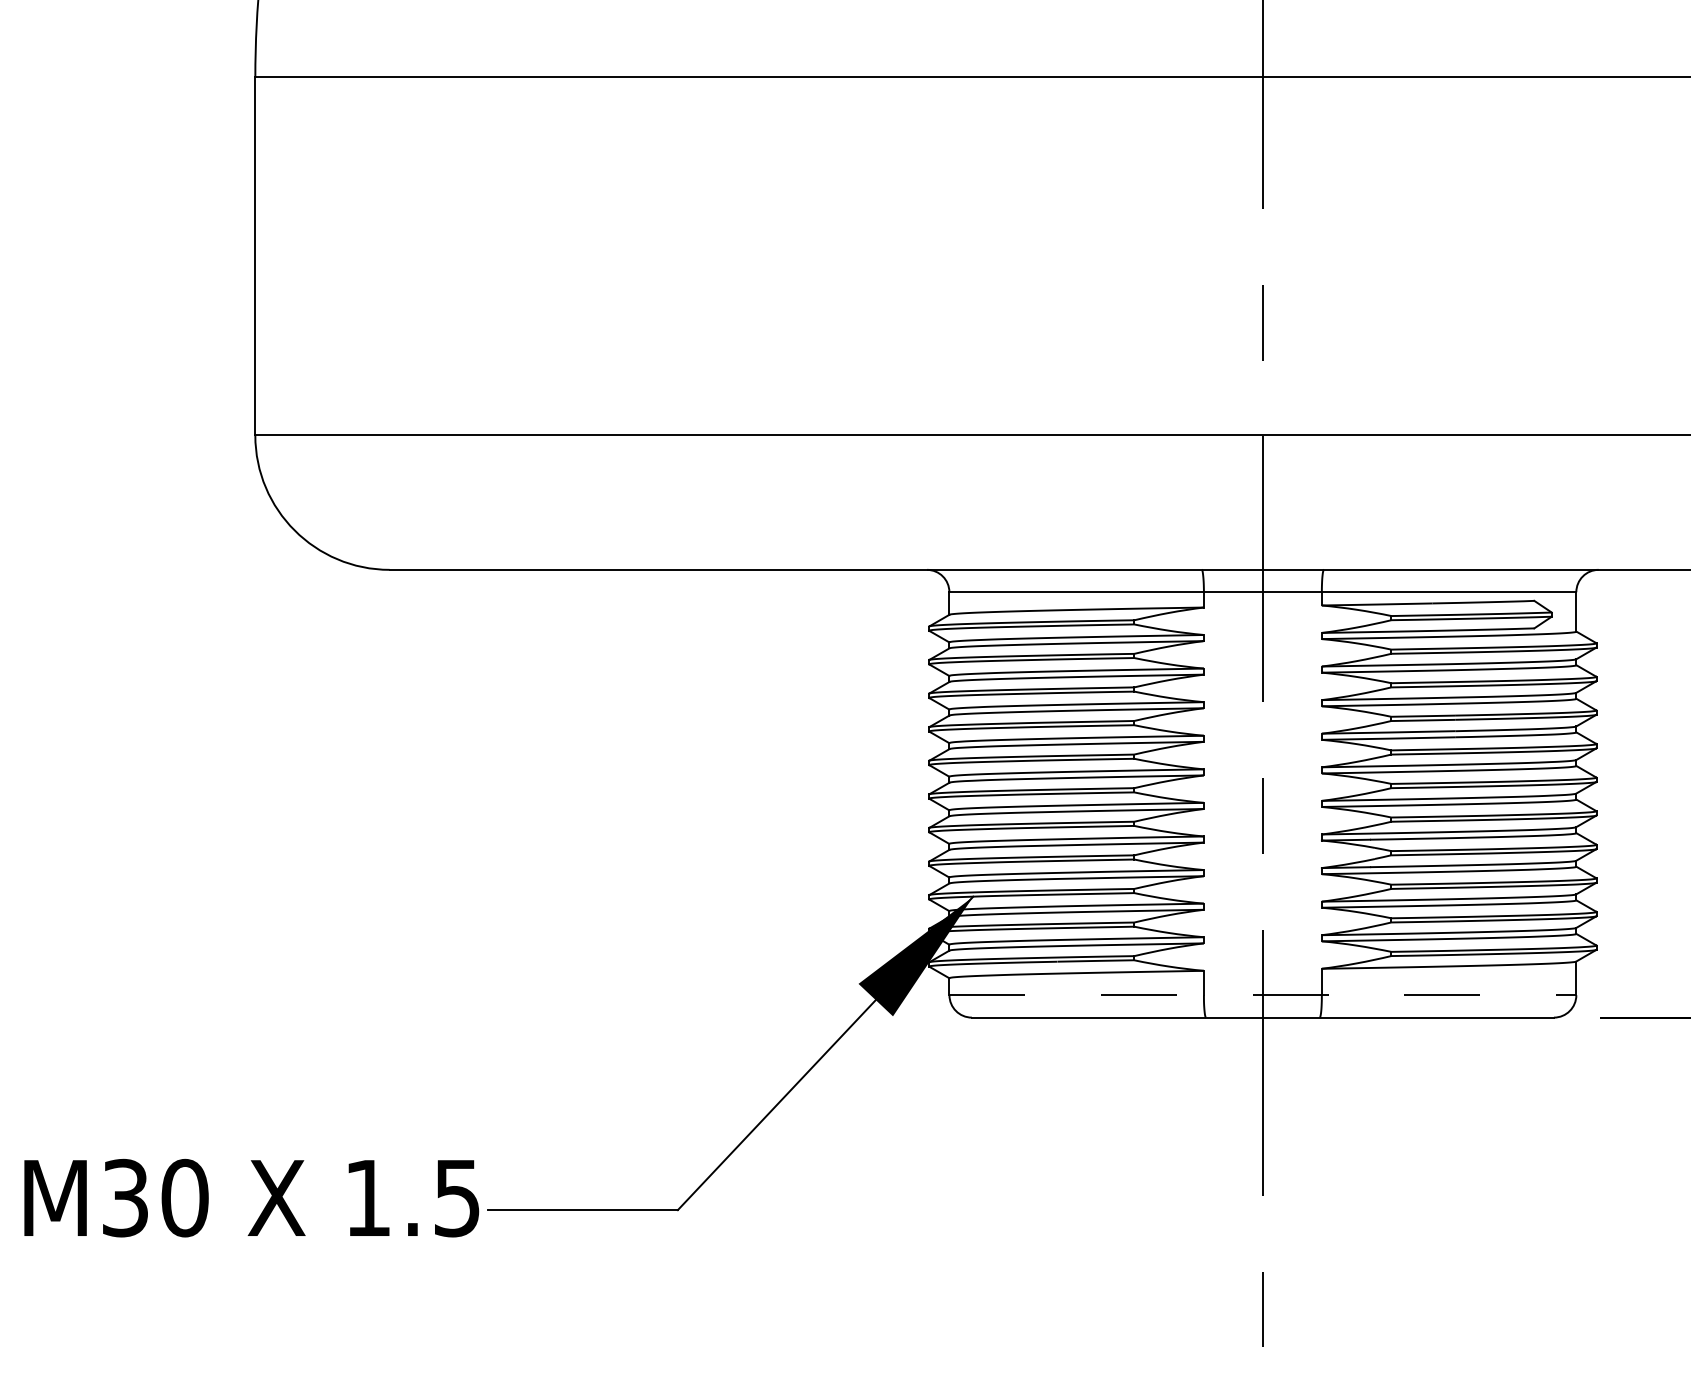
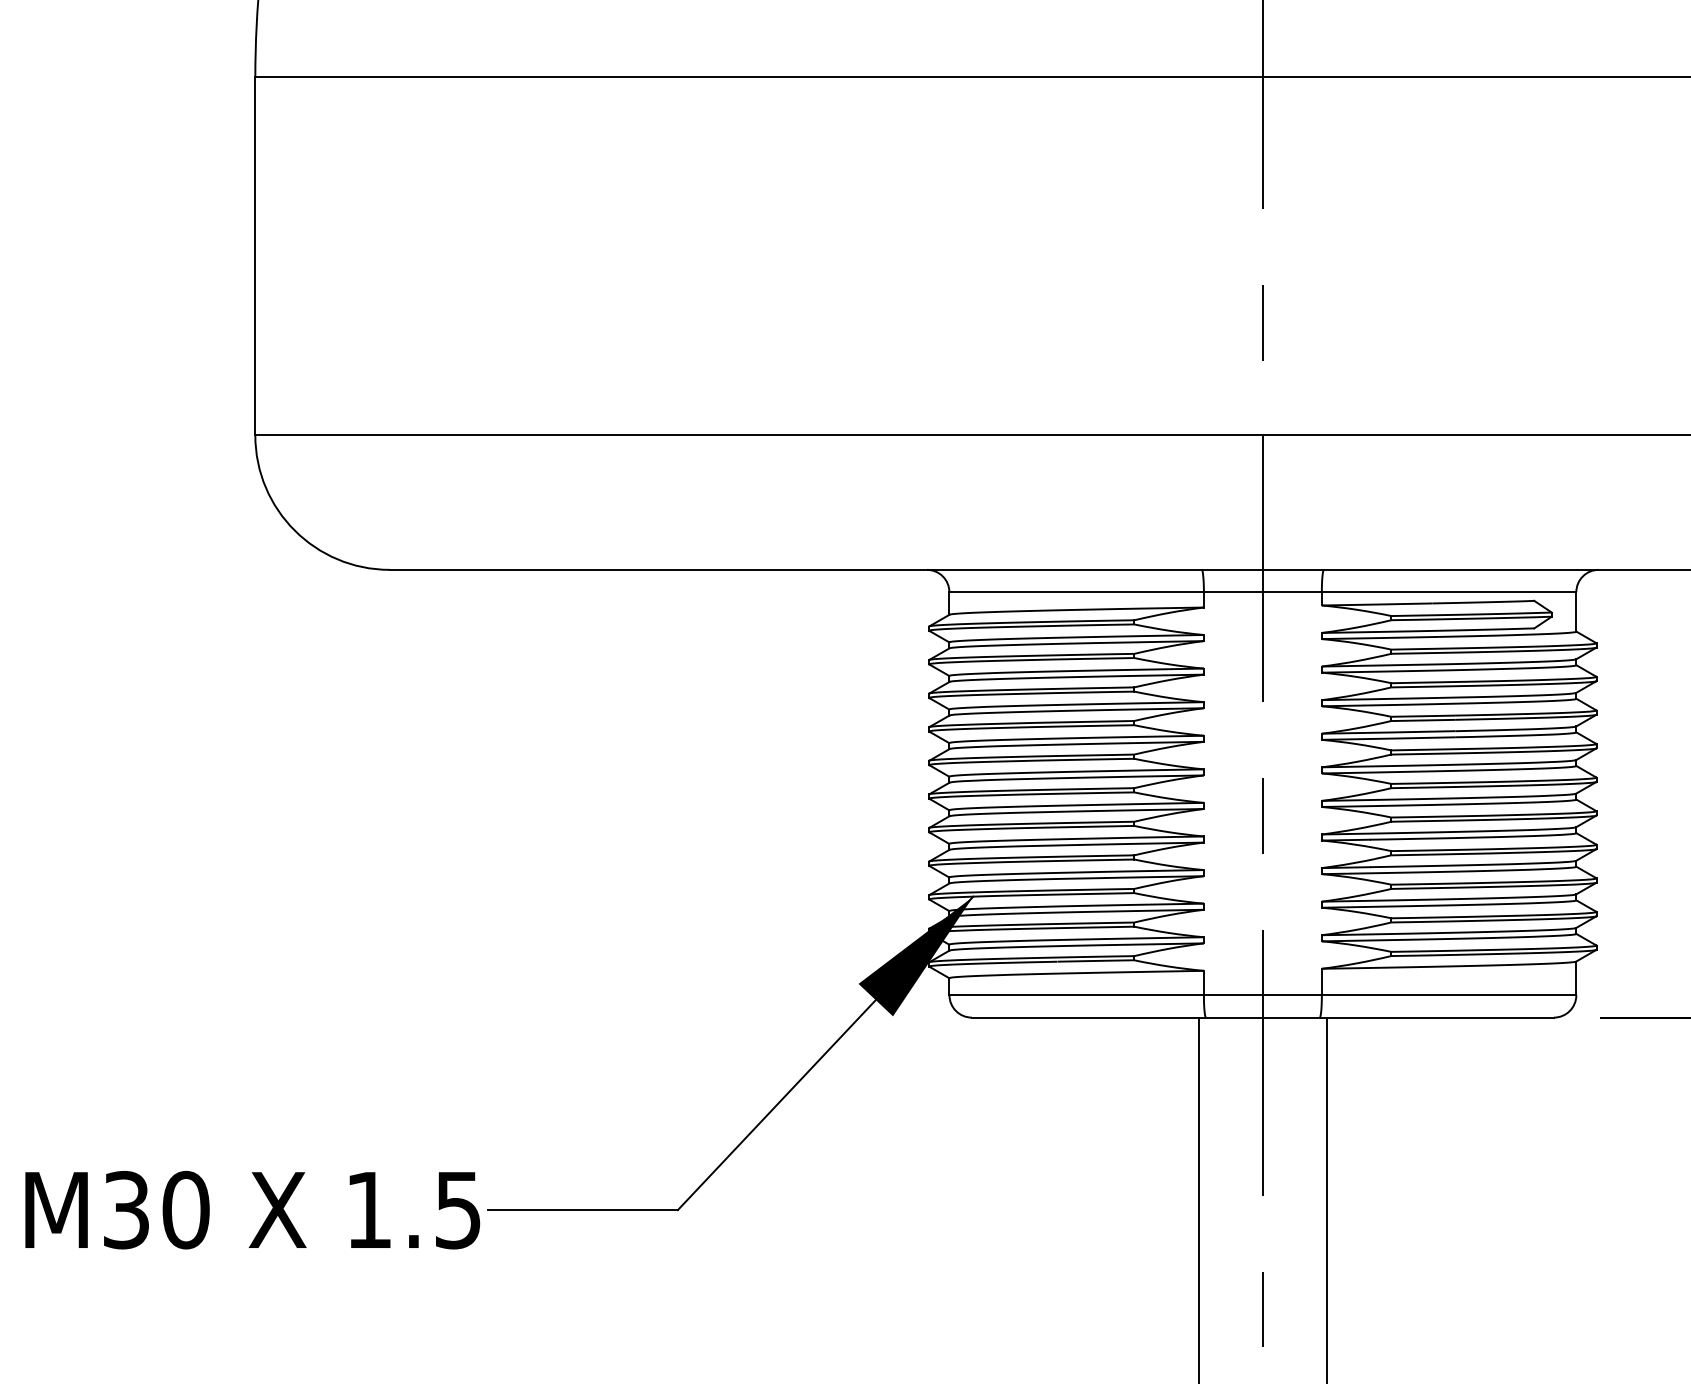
line: dashed -> solid (1263, 995)
text position: (251, 1197) -> (252, 1209) (252, 1209)
line: none -> present (1198, 1198)
line: none -> present (1326, 1198)
